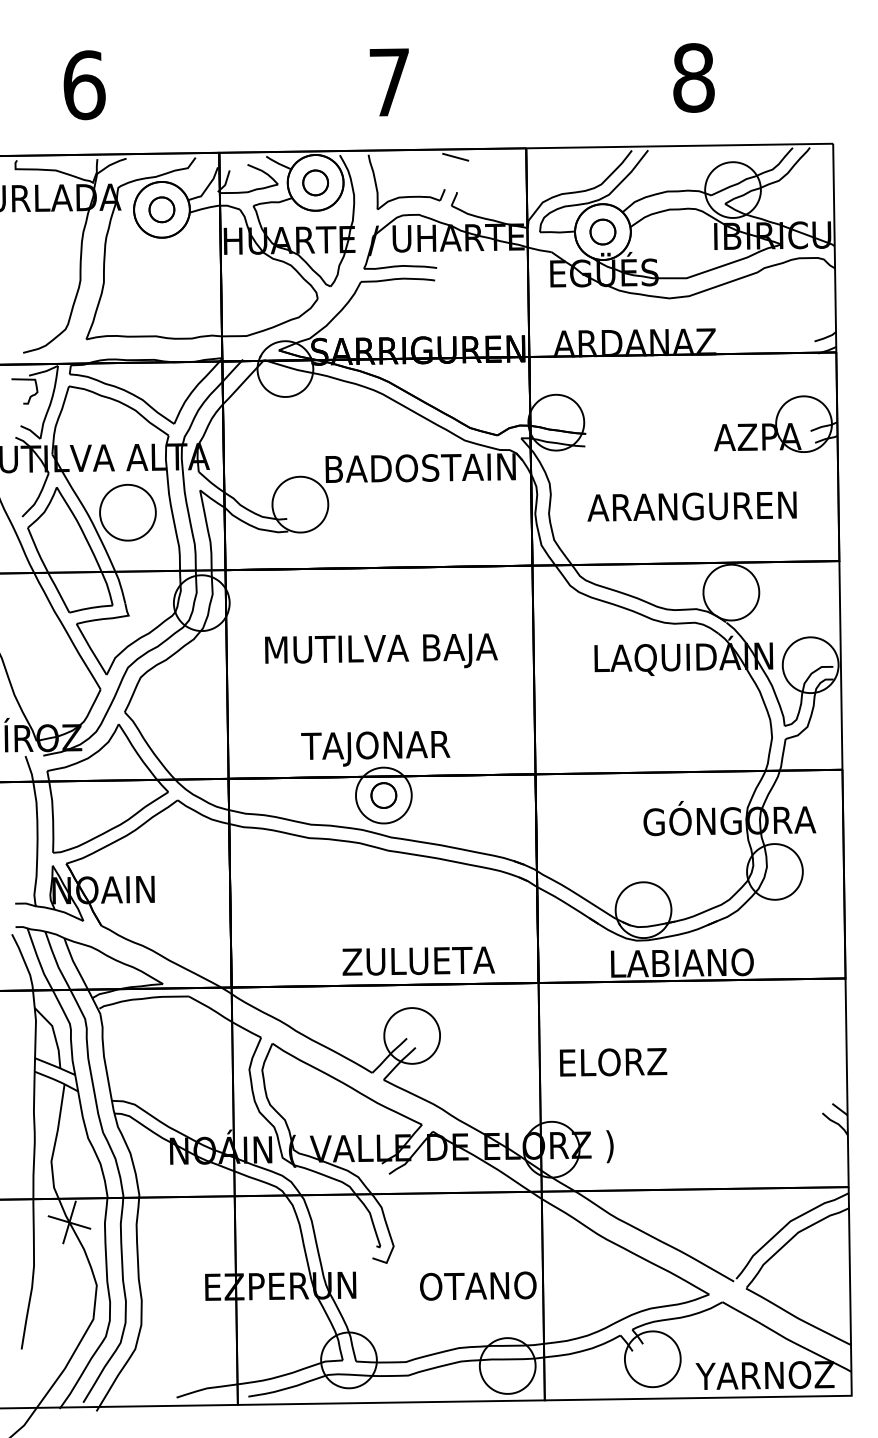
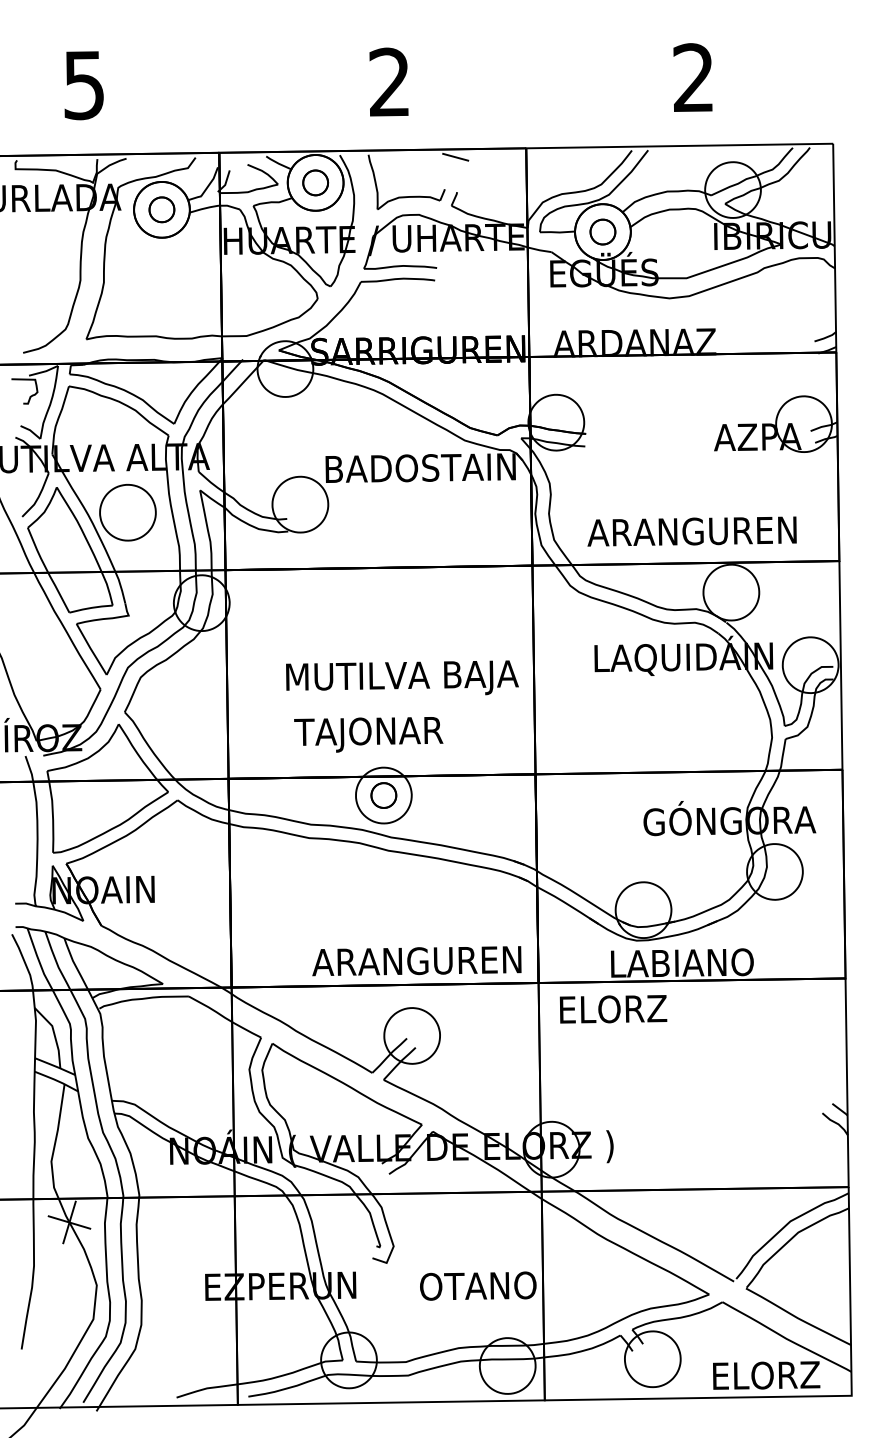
text: 8 -> 2 (693, 77)
text: 7 -> 2 (388, 81)
text: 6 -> 5 (84, 85)
text position: (691, 506) -> (691, 531) (691, 531)
text position: (381, 650) -> (402, 677) (402, 677)
text position: (375, 748) -> (368, 734) (368, 734)
text: ZULUETA -> ARANGUREN (416, 961)
text position: (613, 1062) -> (613, 1009) (613, 1009)
text: YARNOZ -> ELORZ (764, 1375)
